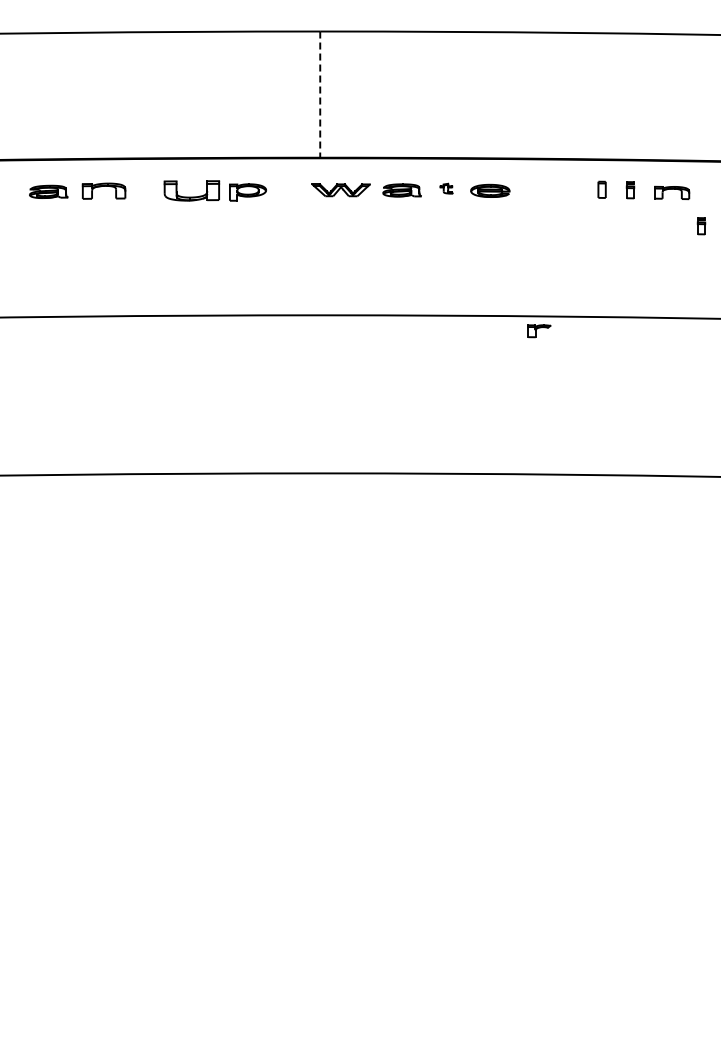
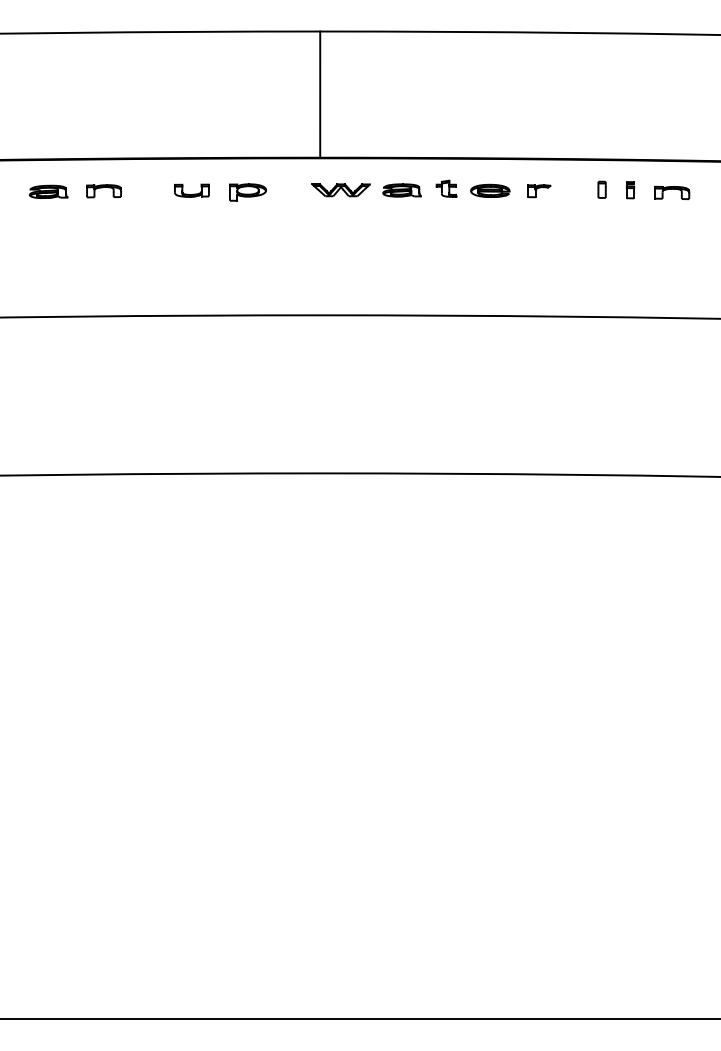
line: dashed -> solid (320, 95)
part size: 15x13 px -> 23x19 px (446, 188)
part size: 46x18 px -> 36x15 px (103, 191)
part size: 58x22 px -> 36x15 px (191, 190)
part: present -> none (701, 226)
part position: (539, 331) -> (539, 191) (539, 191)
line: none -> present (359, 1019)
